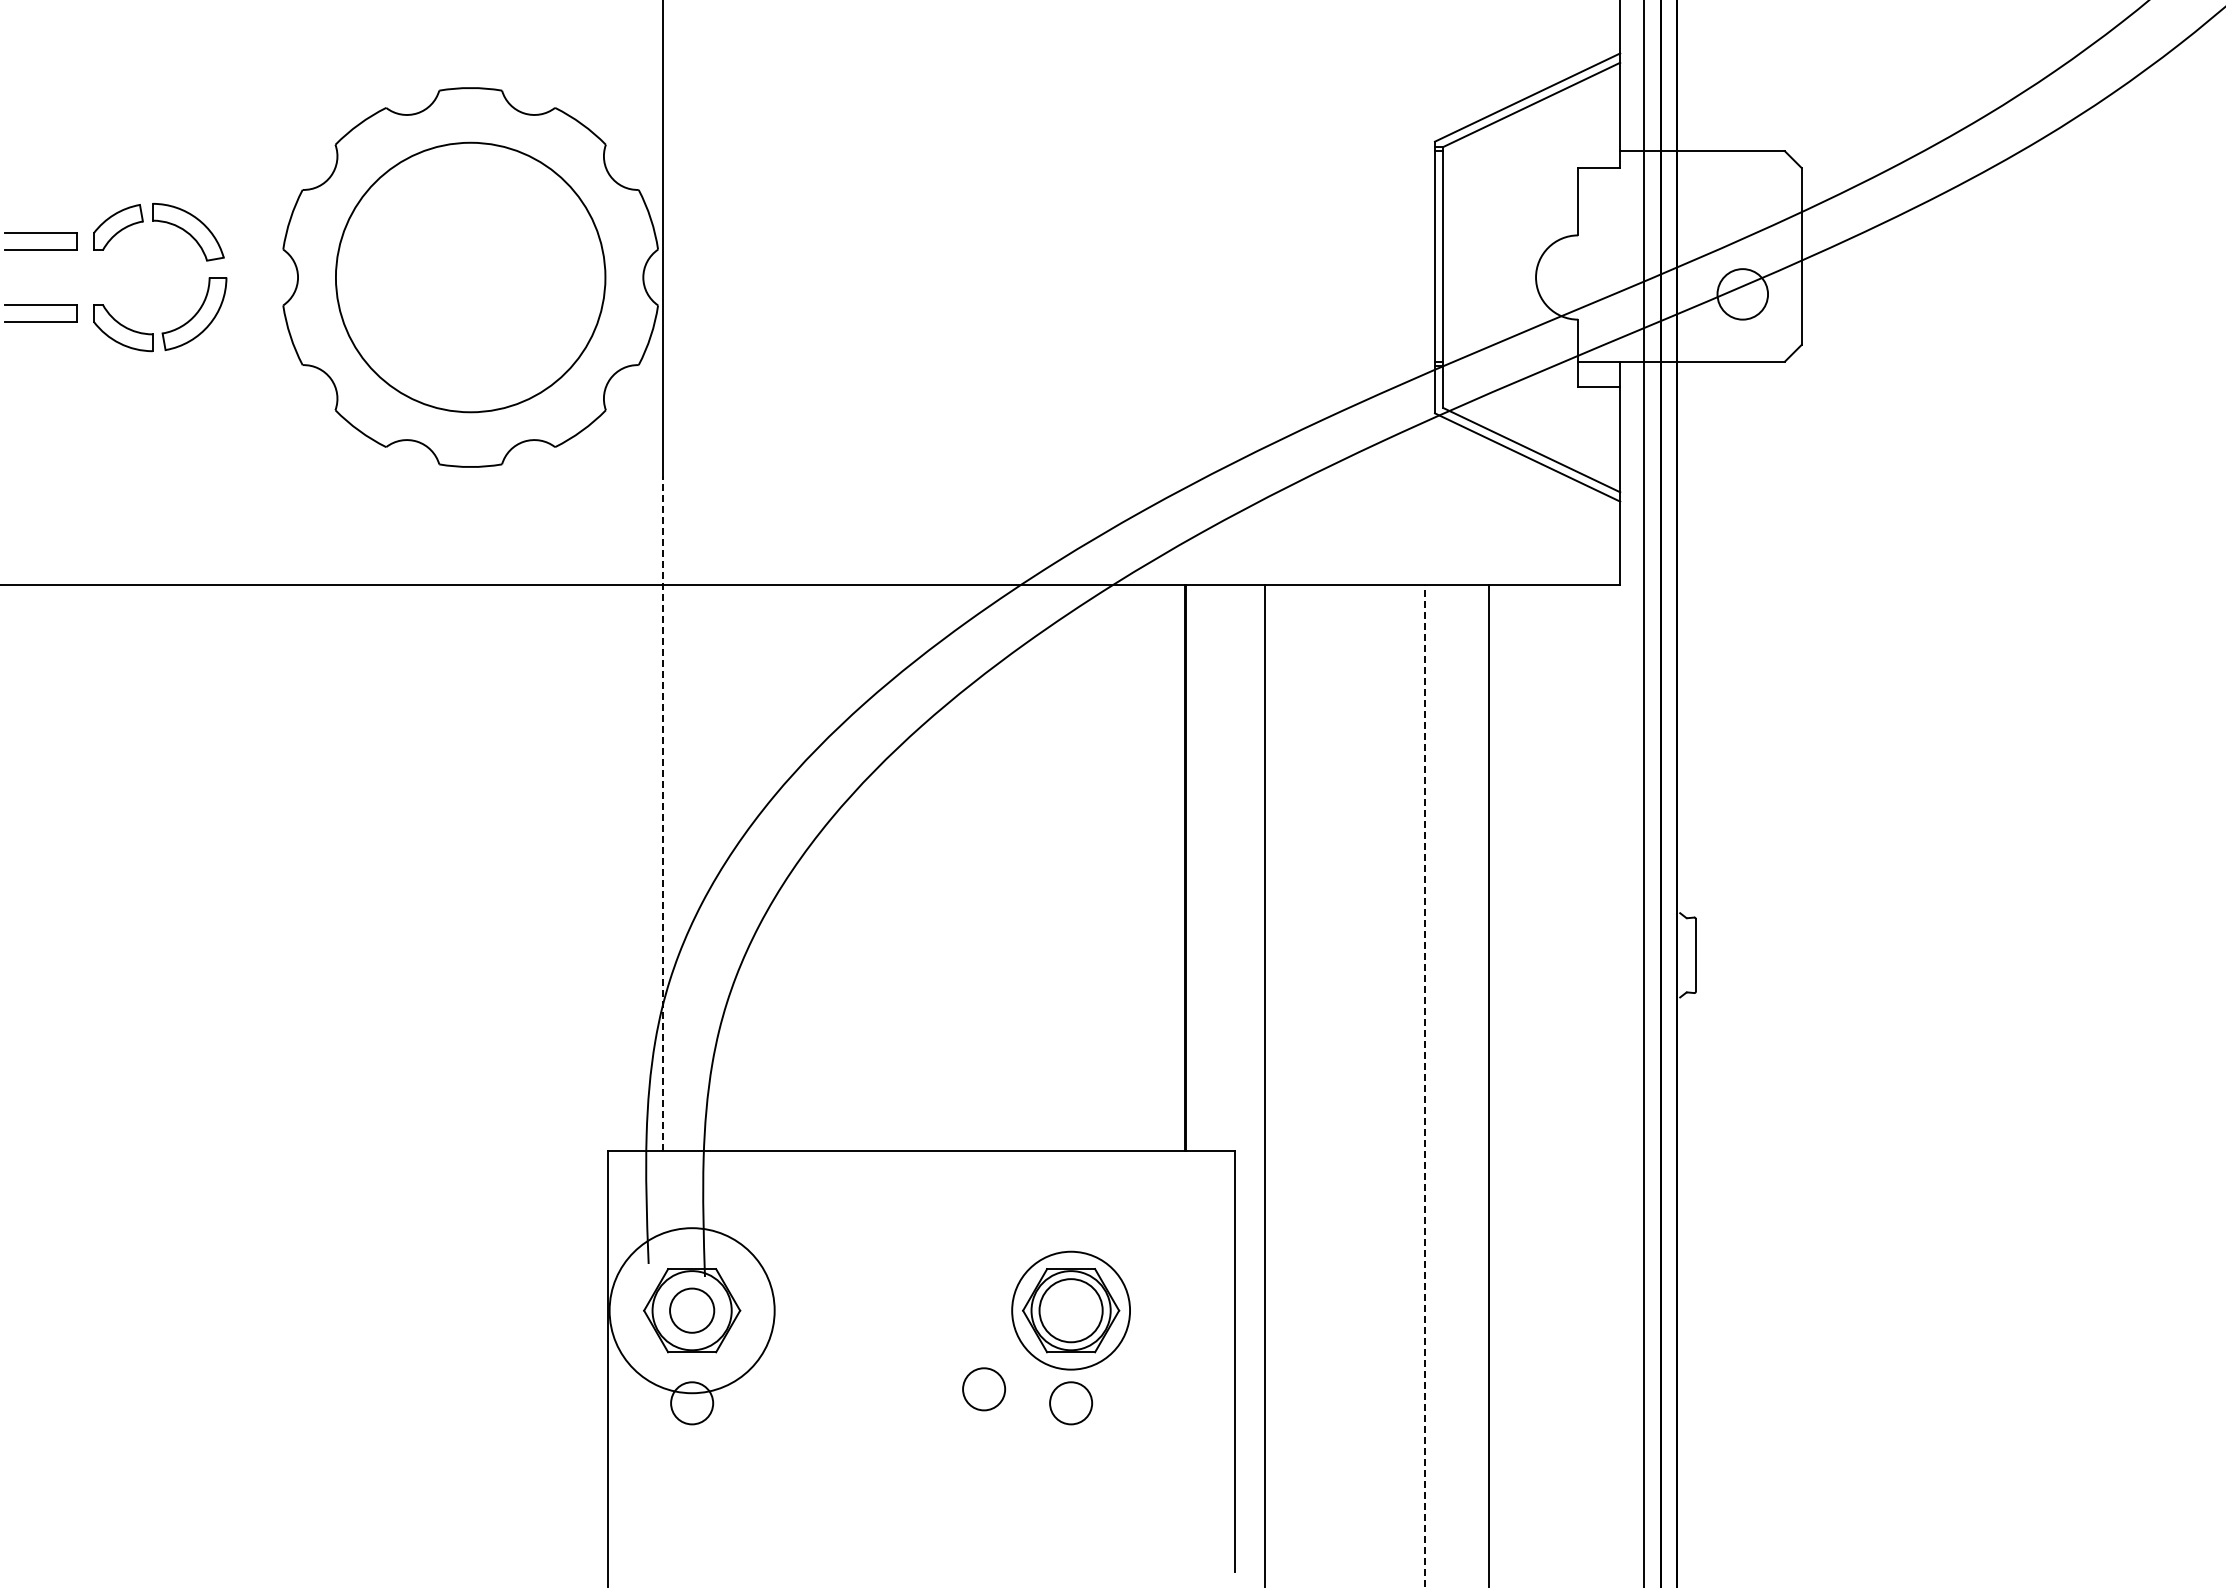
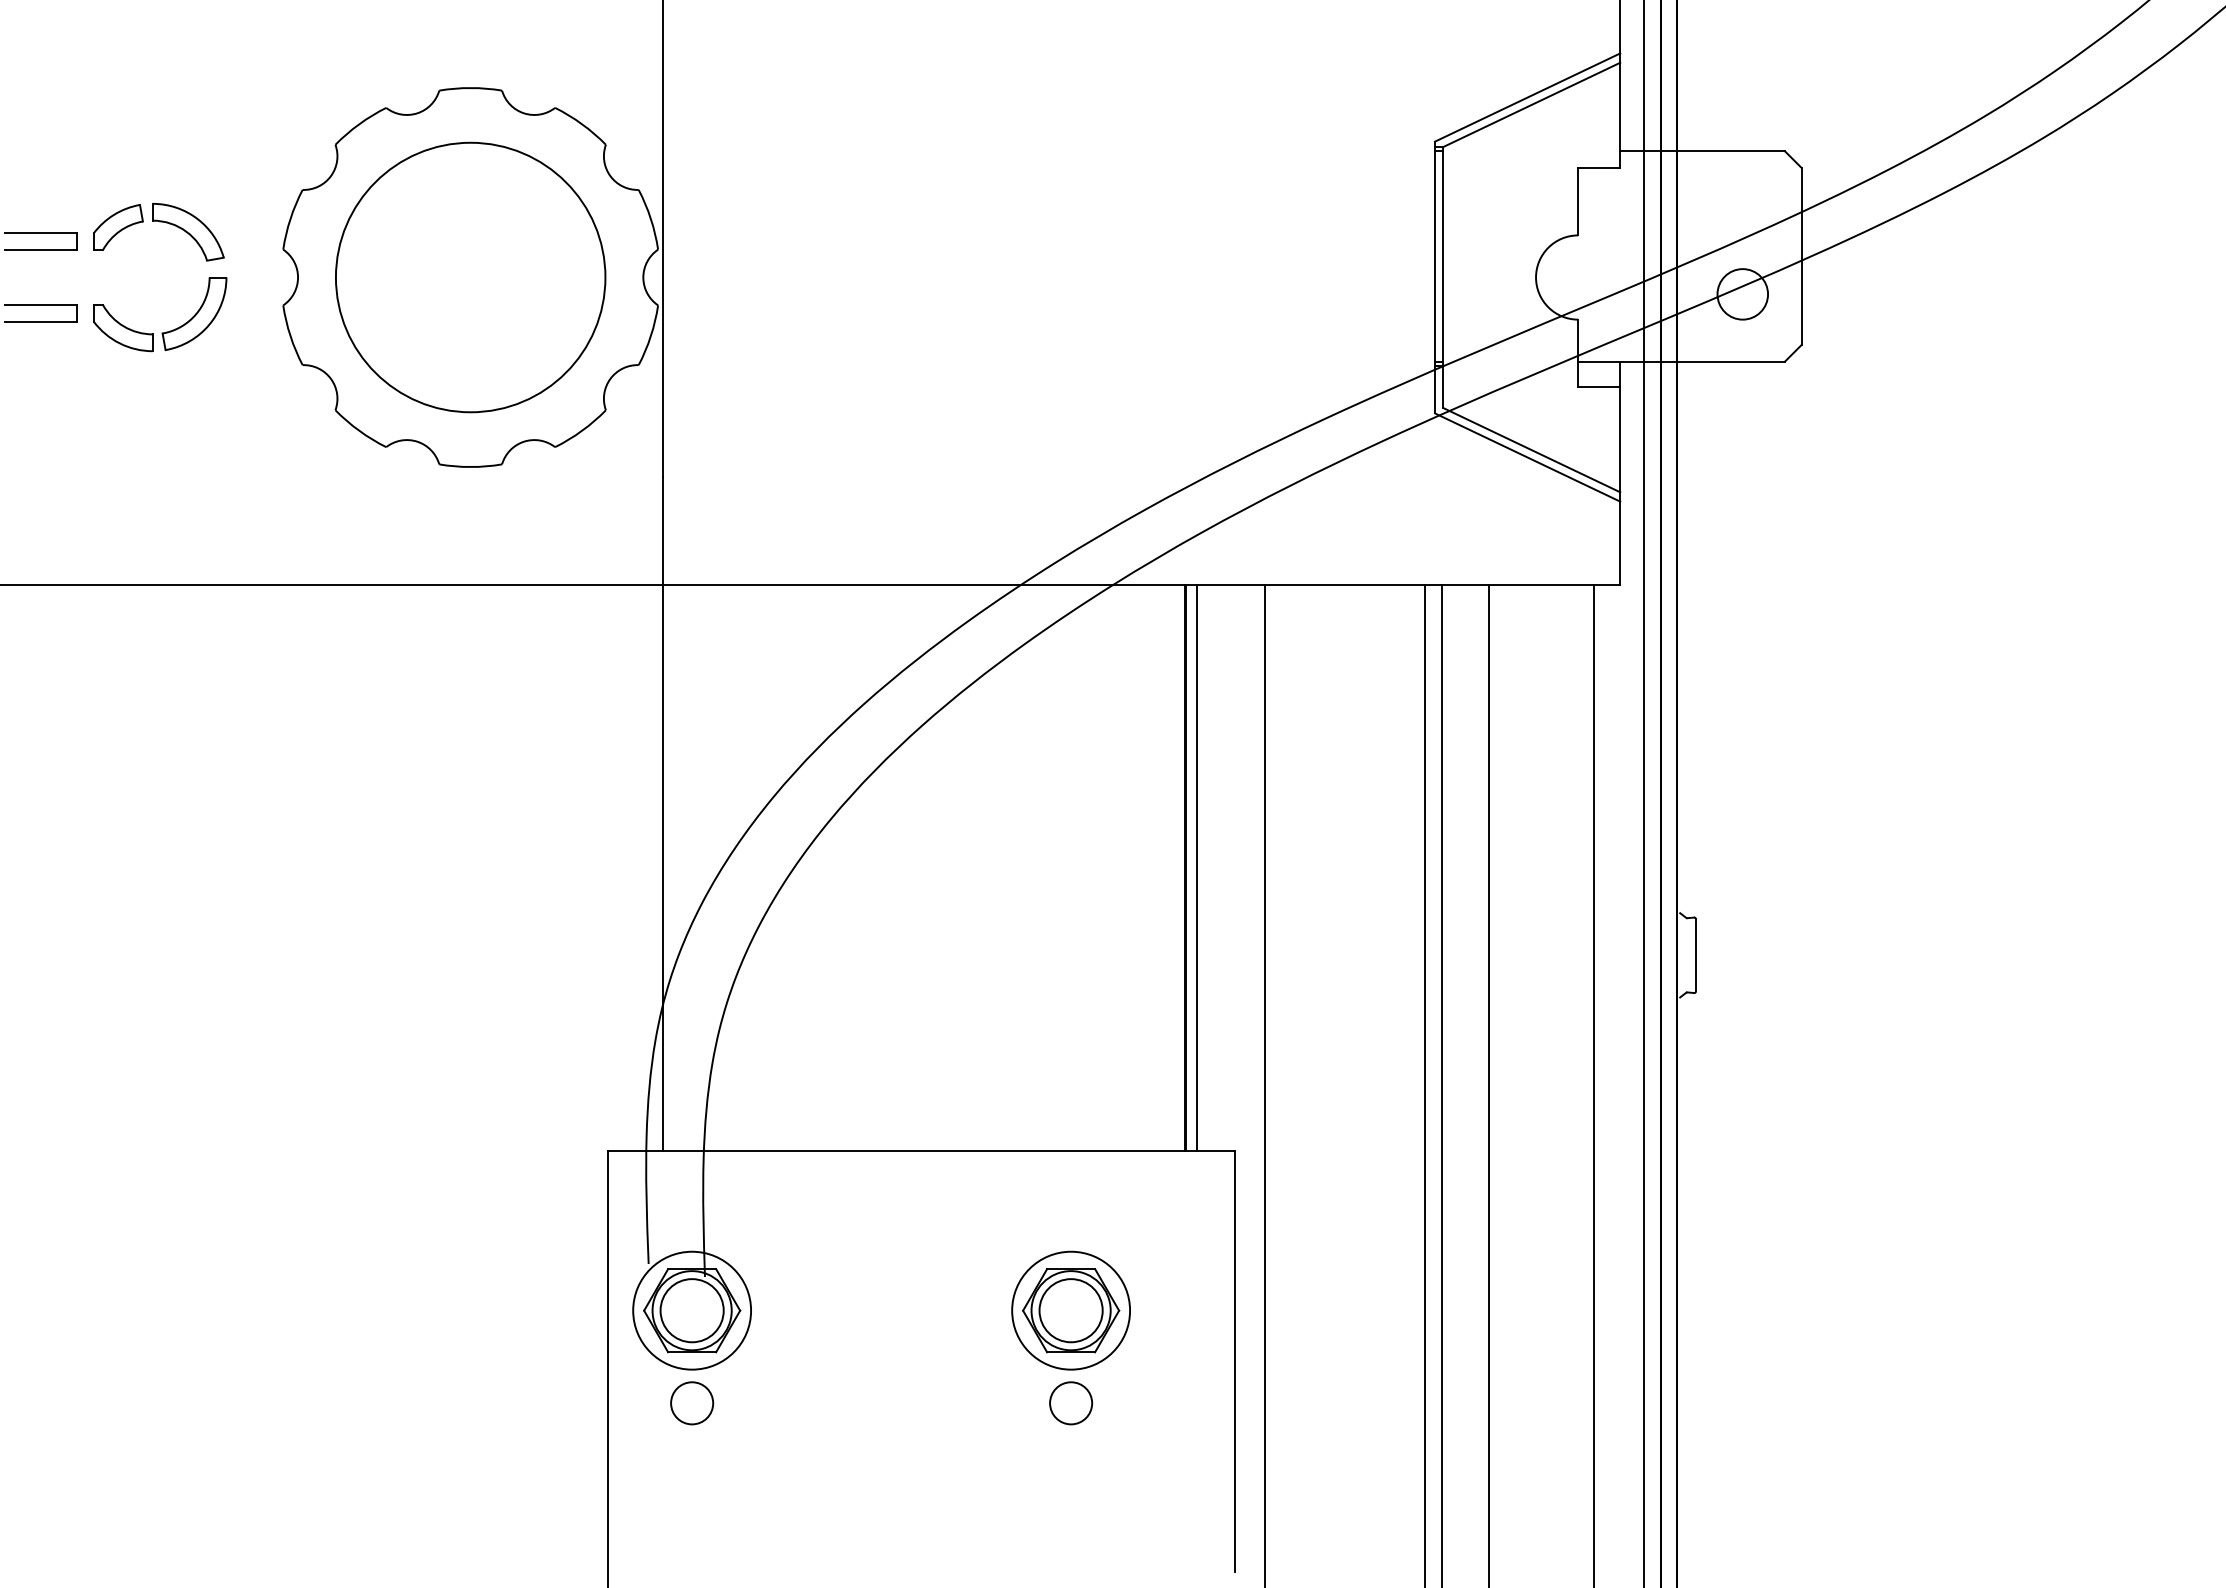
line: dashed -> solid (662, 813)
line: none -> present (1197, 867)
line: none -> present (1441, 1084)
line: none -> present (1594, 1084)
line: dashed -> solid (1424, 1085)
circle diameter: 165 px -> 118 px (692, 1310)
circle diameter: 44 px -> 63 px (691, 1310)
circle: present -> none (984, 1389)
